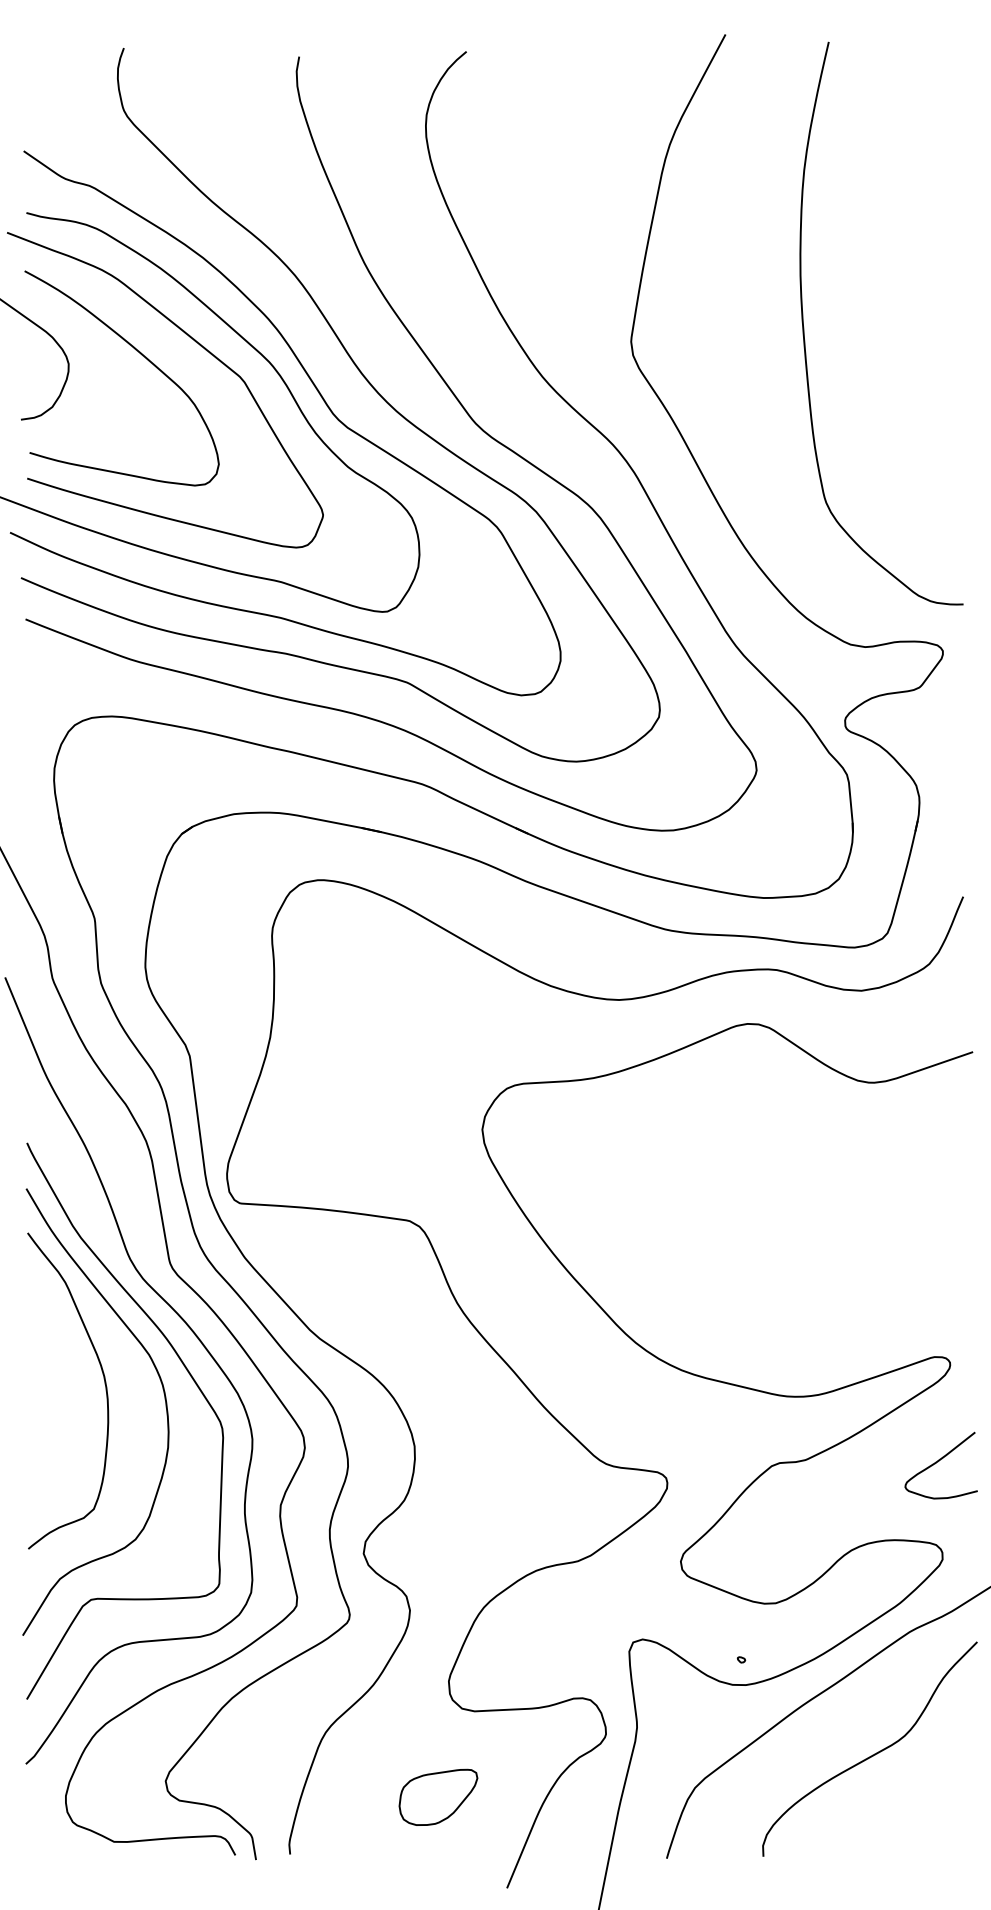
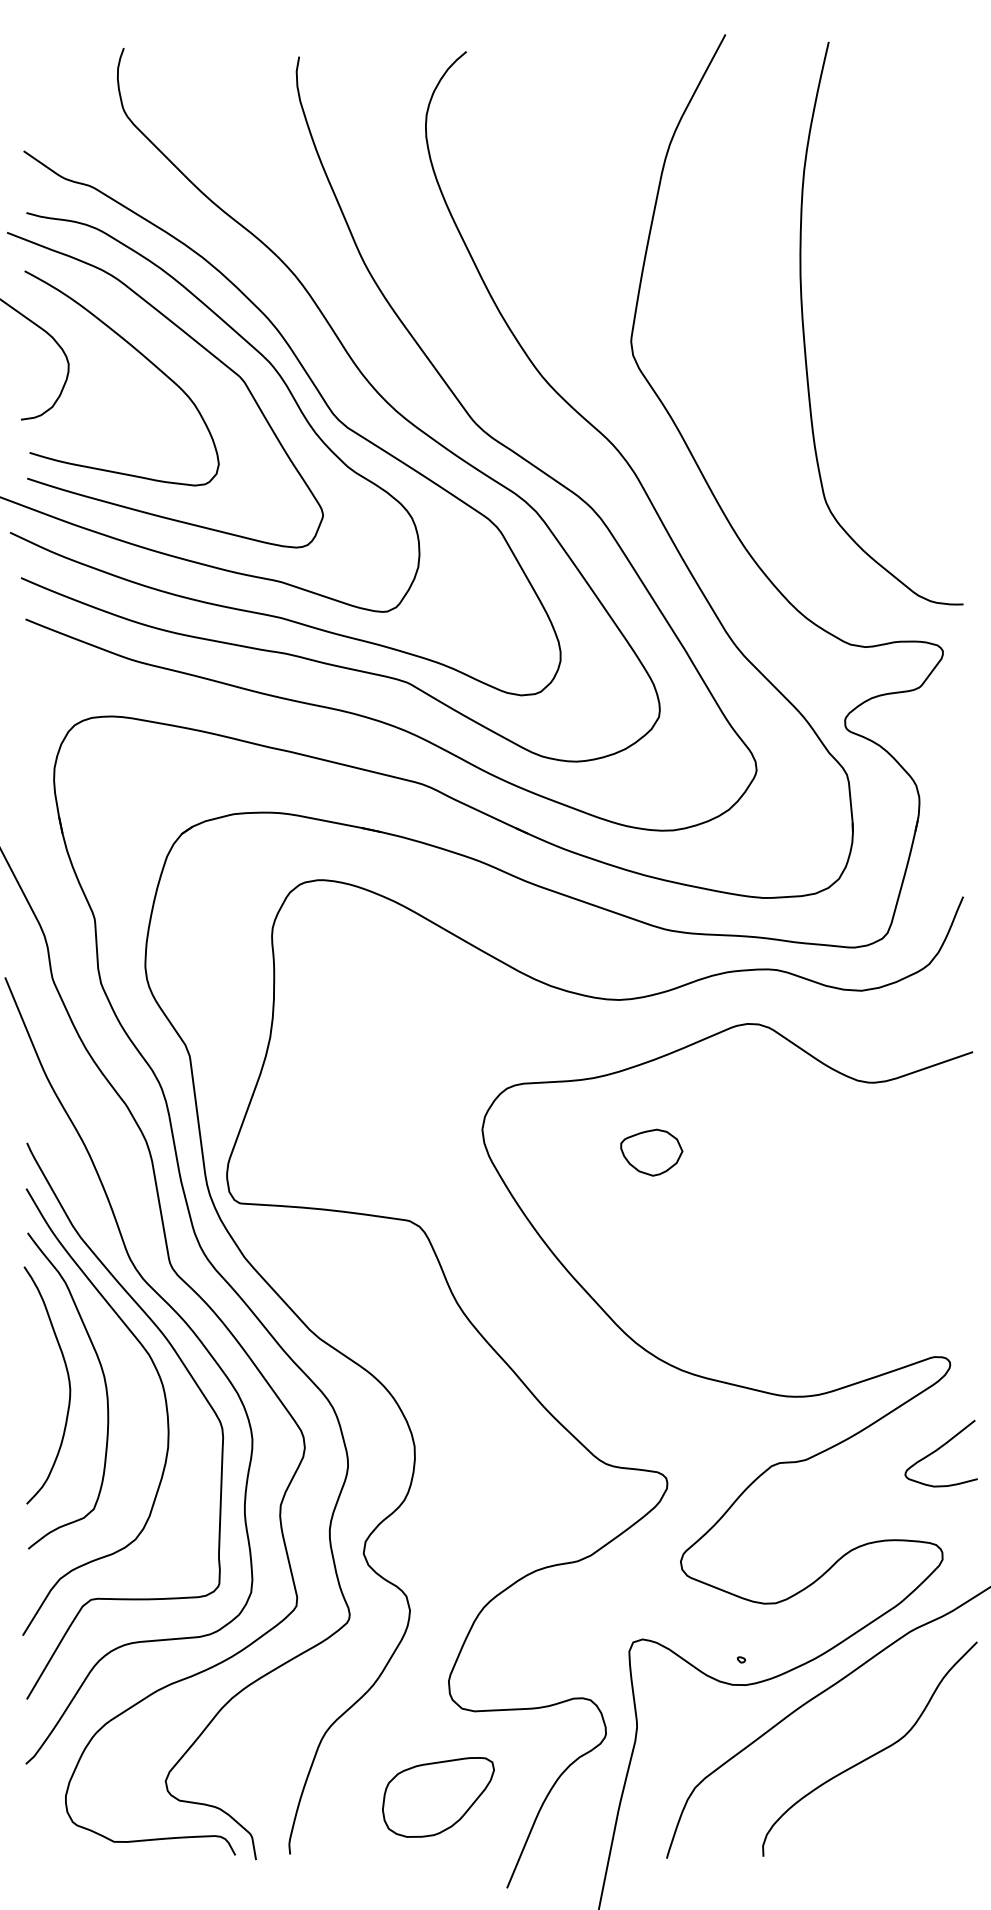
part: none -> present (651, 1152)
curve: none -> present (68, 1384)
curve position: (938, 1462) -> (938, 1450) (938, 1450)
part size: 81x58 px -> 113x81 px (438, 1797)
